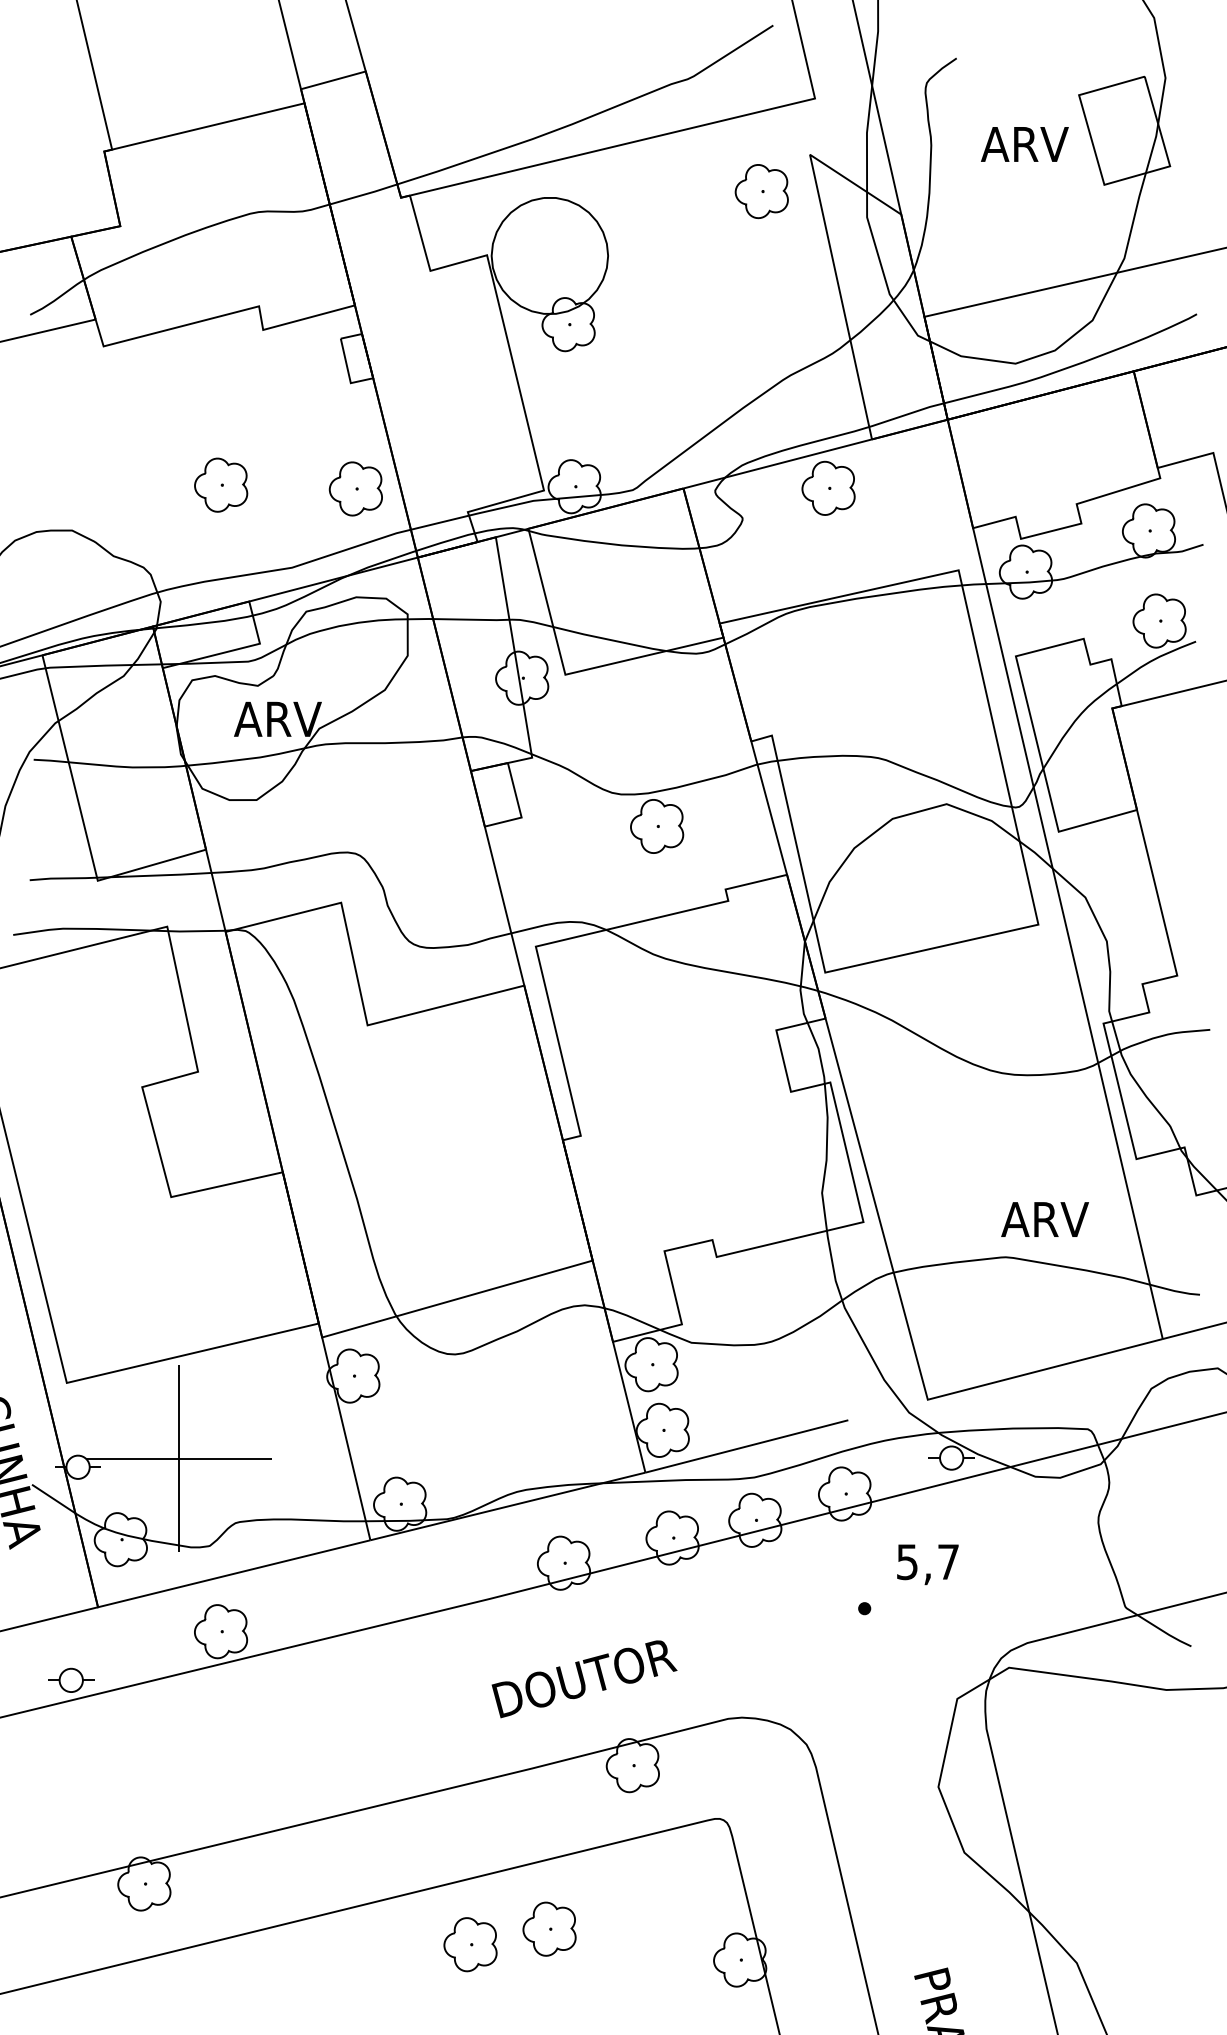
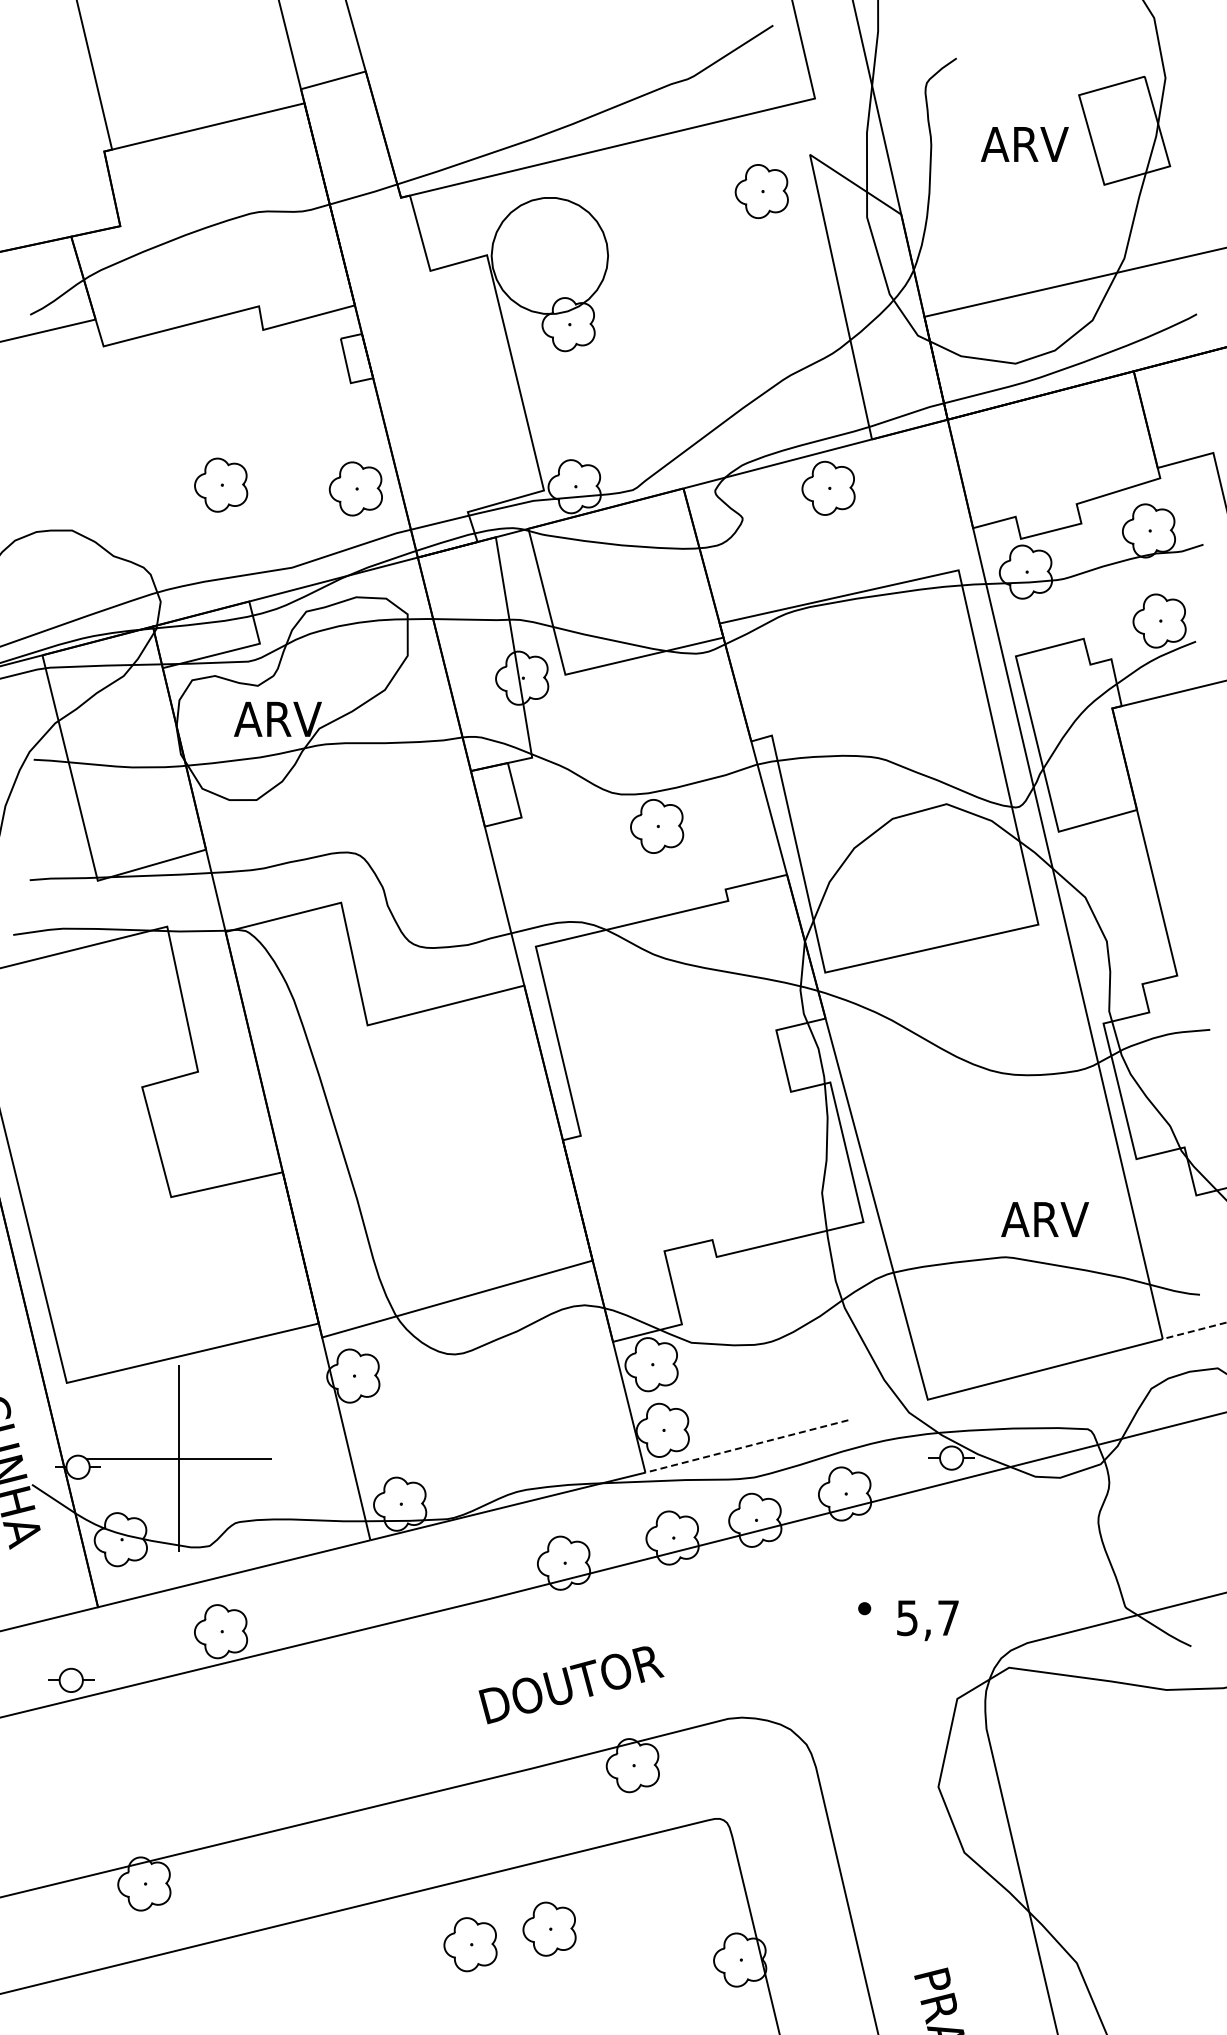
line: solid -> dashed (1194, 1330)
line: solid -> dashed (746, 1446)
text position: (927, 1564) -> (927, 1620) (927, 1620)
text position: (584, 1679) -> (571, 1685) (571, 1685)
